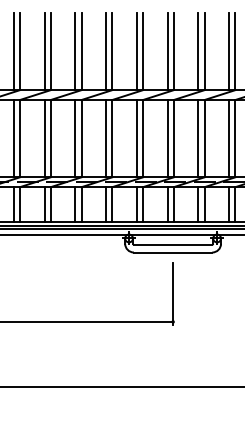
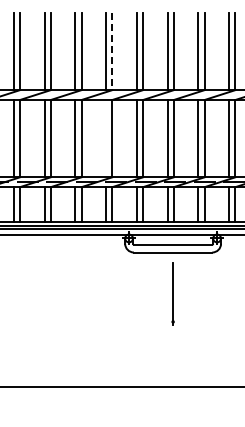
line: solid -> dashed (112, 51)
line: present -> none (106, 138)
line: present -> none (87, 321)
